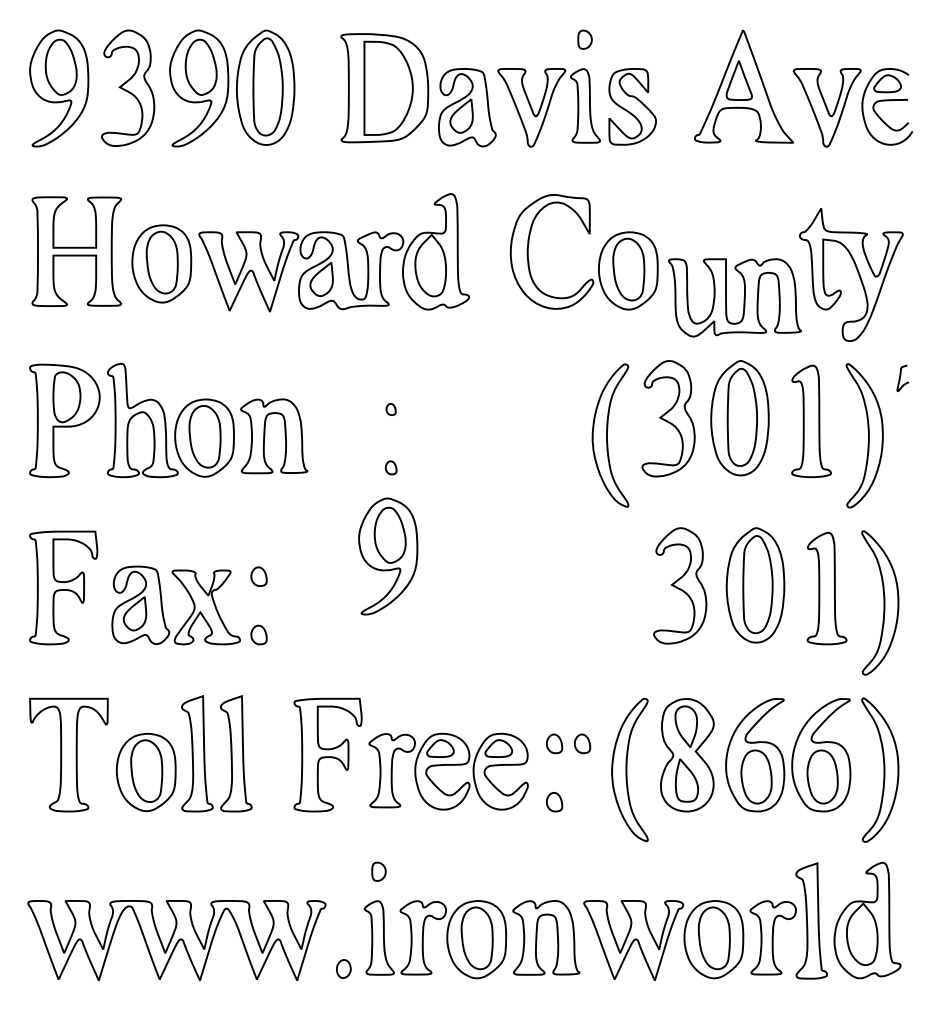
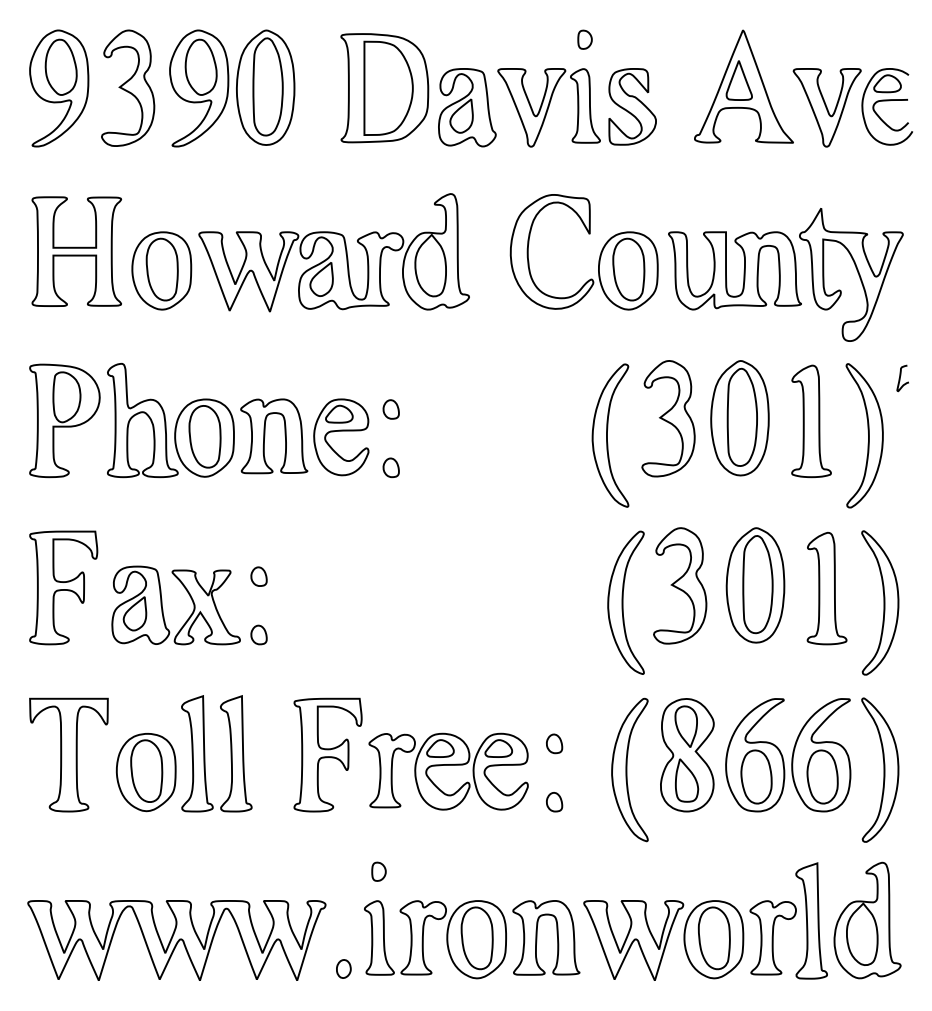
part position: (161, 263) -> (161, 270) (161, 270)
part position: (726, 297) -> (726, 270) (726, 270)
part size: 12x13 px -> 18x21 px (390, 409)
part: none -> present (341, 437)
part size: 14x16 px -> 18x22 px (390, 467)
part: present -> none (388, 556)
part: none -> present (625, 602)
part: present -> none (582, 743)
